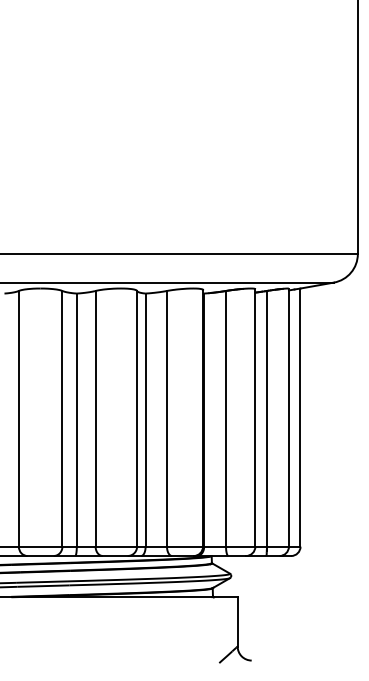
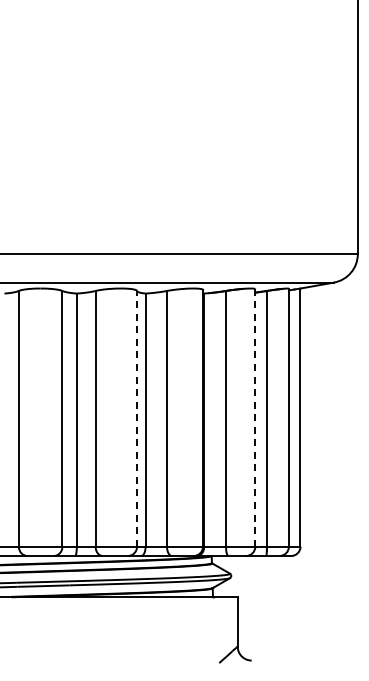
line: solid -> dashed (255, 417)
line: solid -> dashed (137, 418)
